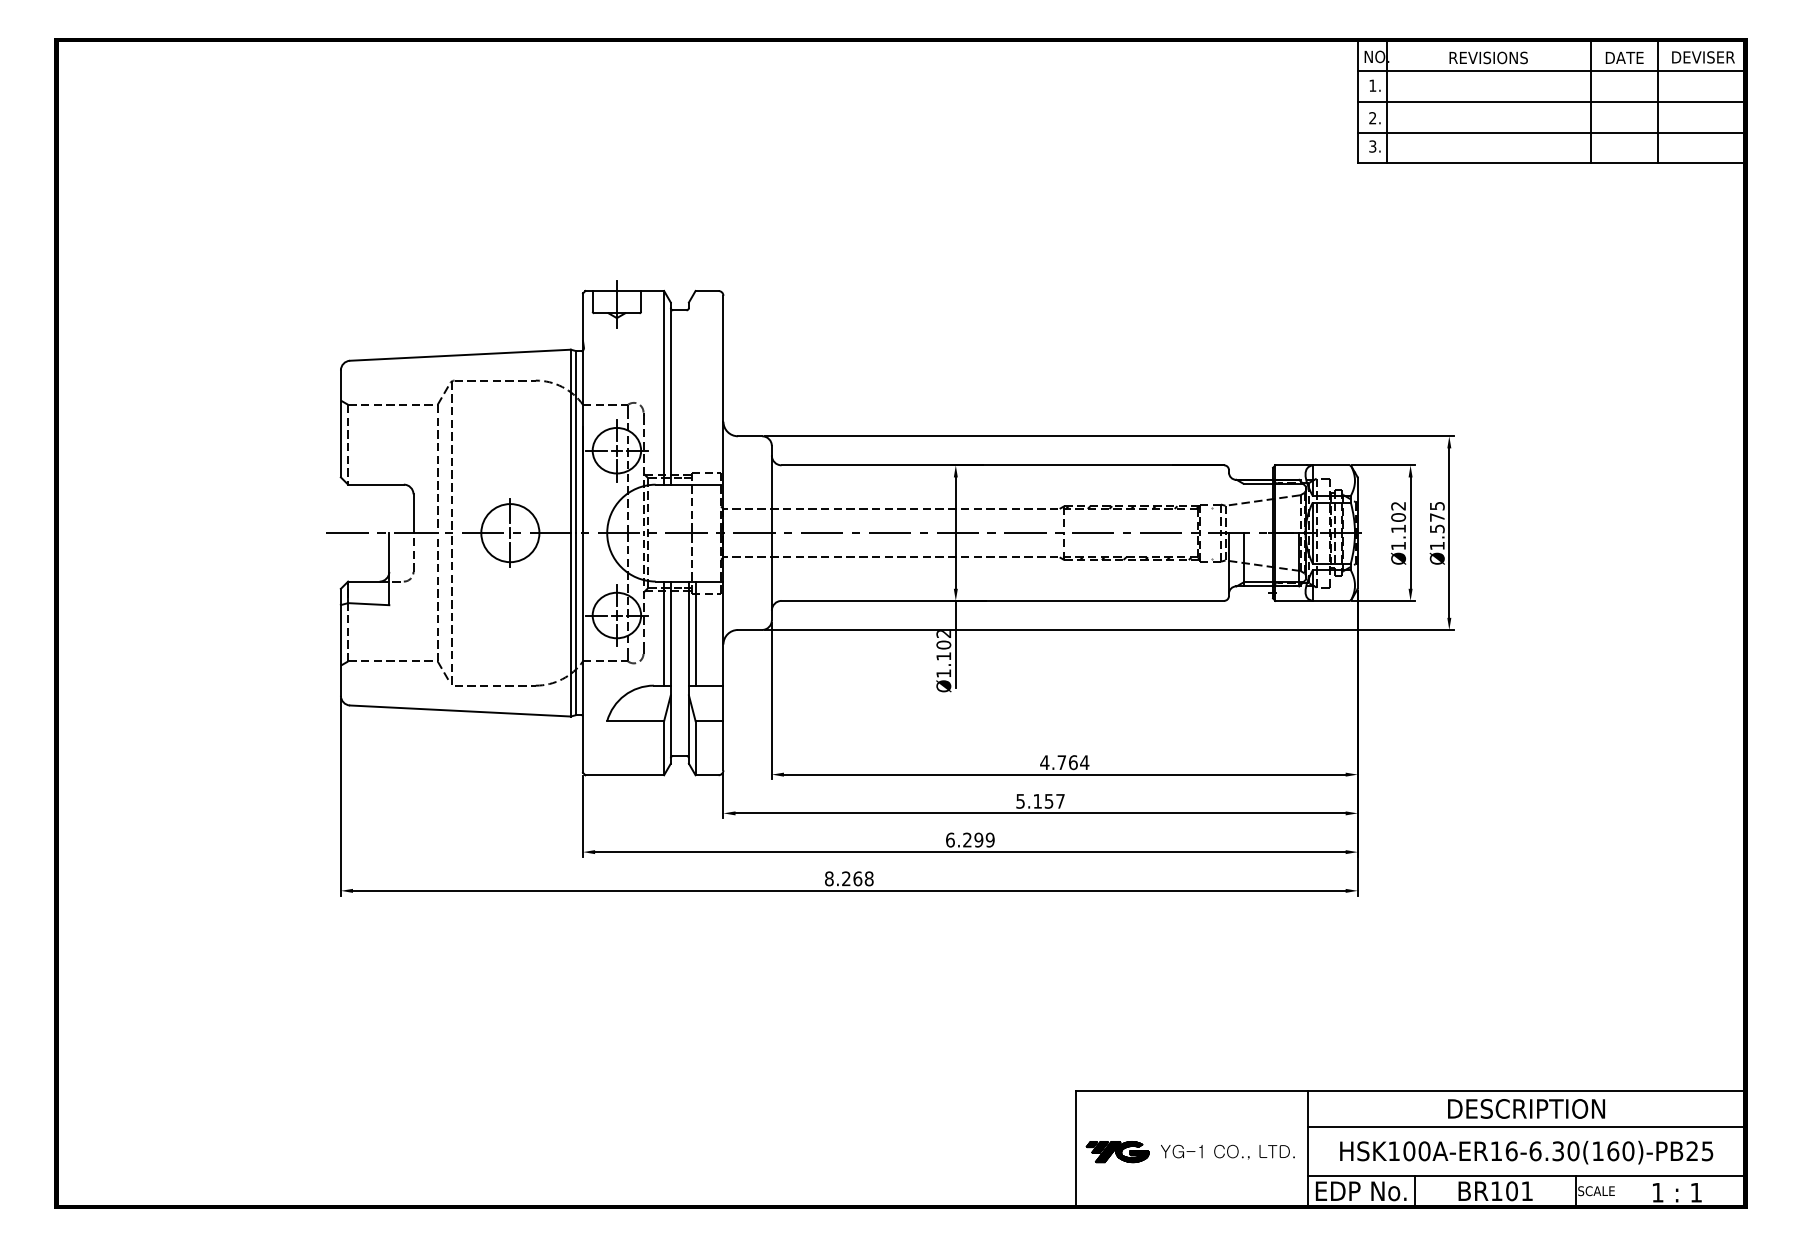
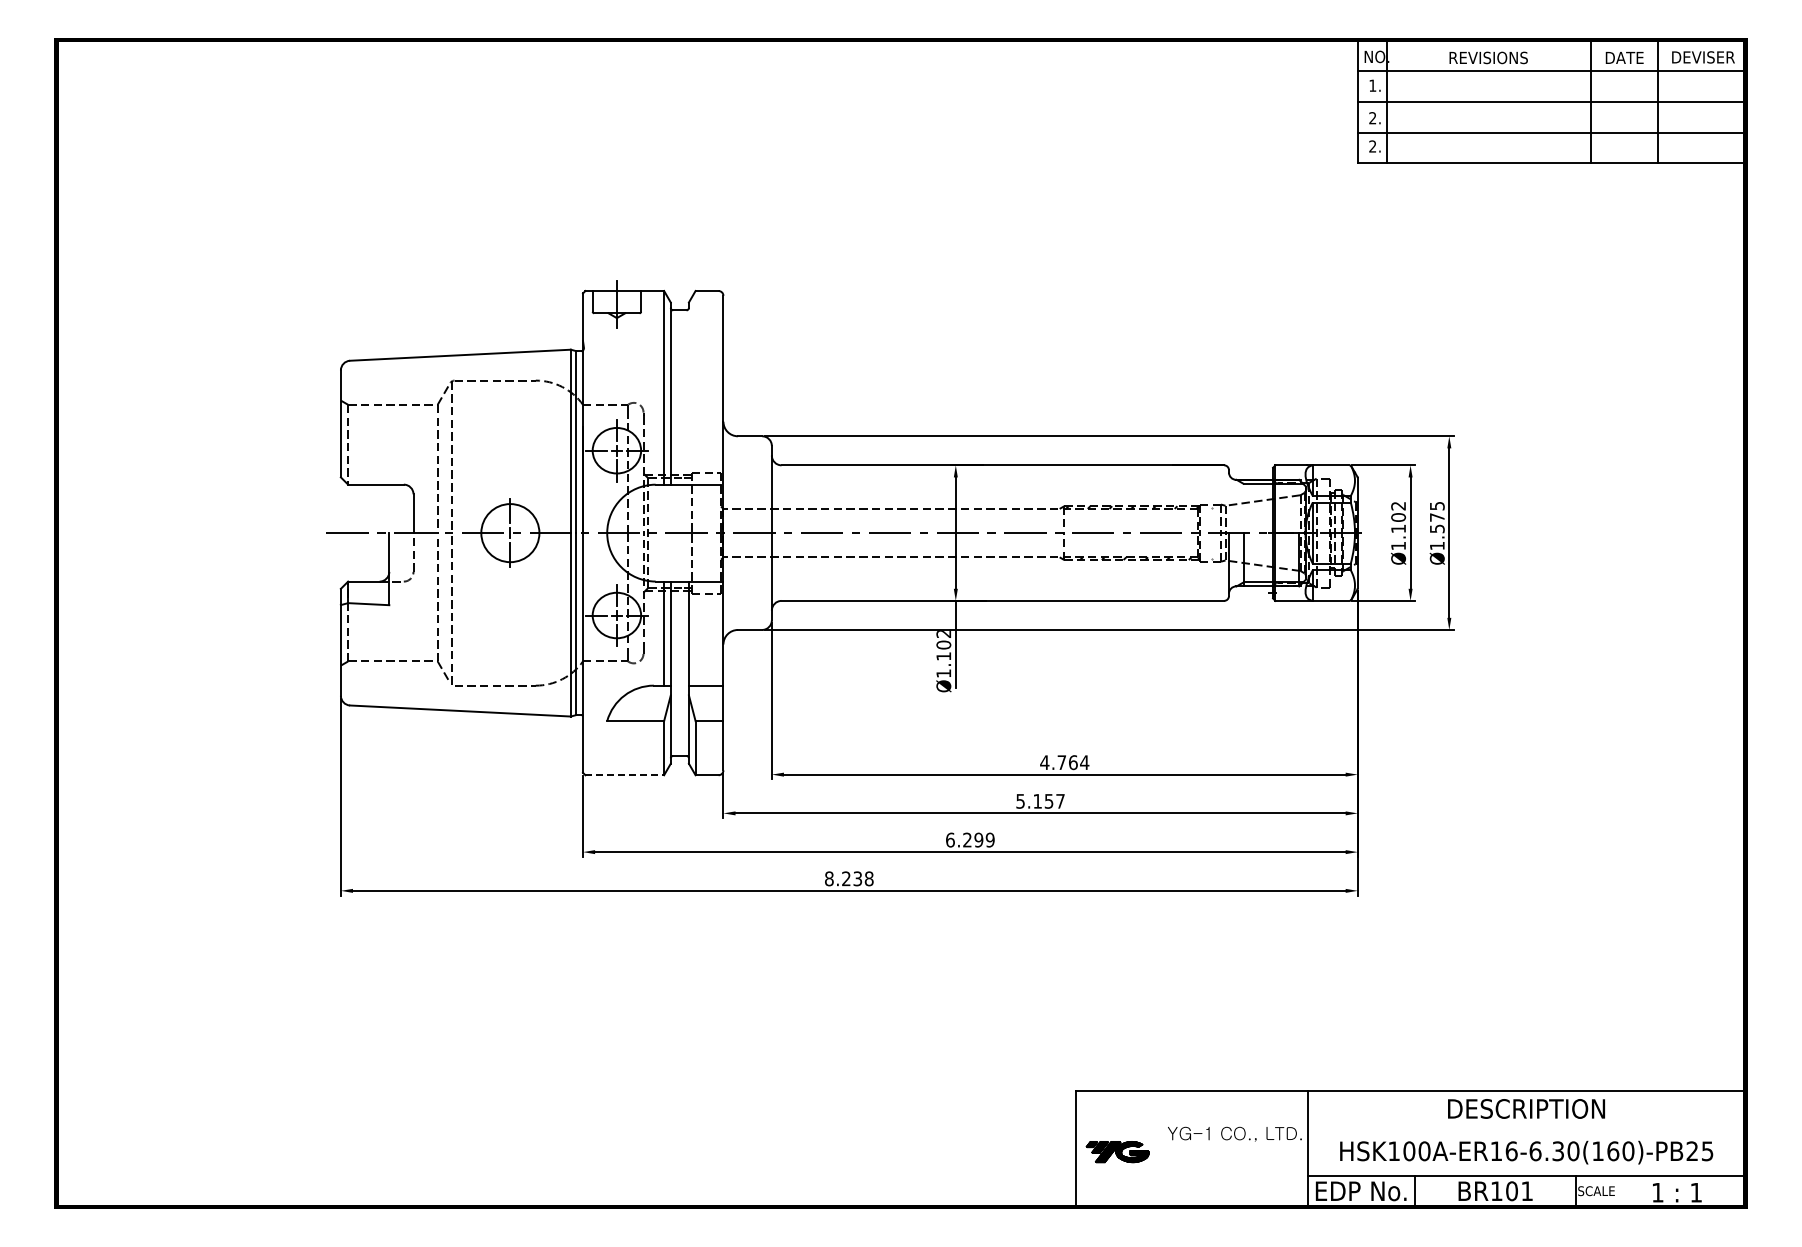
text: 3. -> 2. (1372, 146)
line: present -> none (695, 633)
line: solid -> dashed (625, 775)
text: 8.268 -> 8.238 (857, 878)
line: present -> none (1526, 1127)
text position: (1227, 1151) -> (1234, 1133) (1234, 1133)
